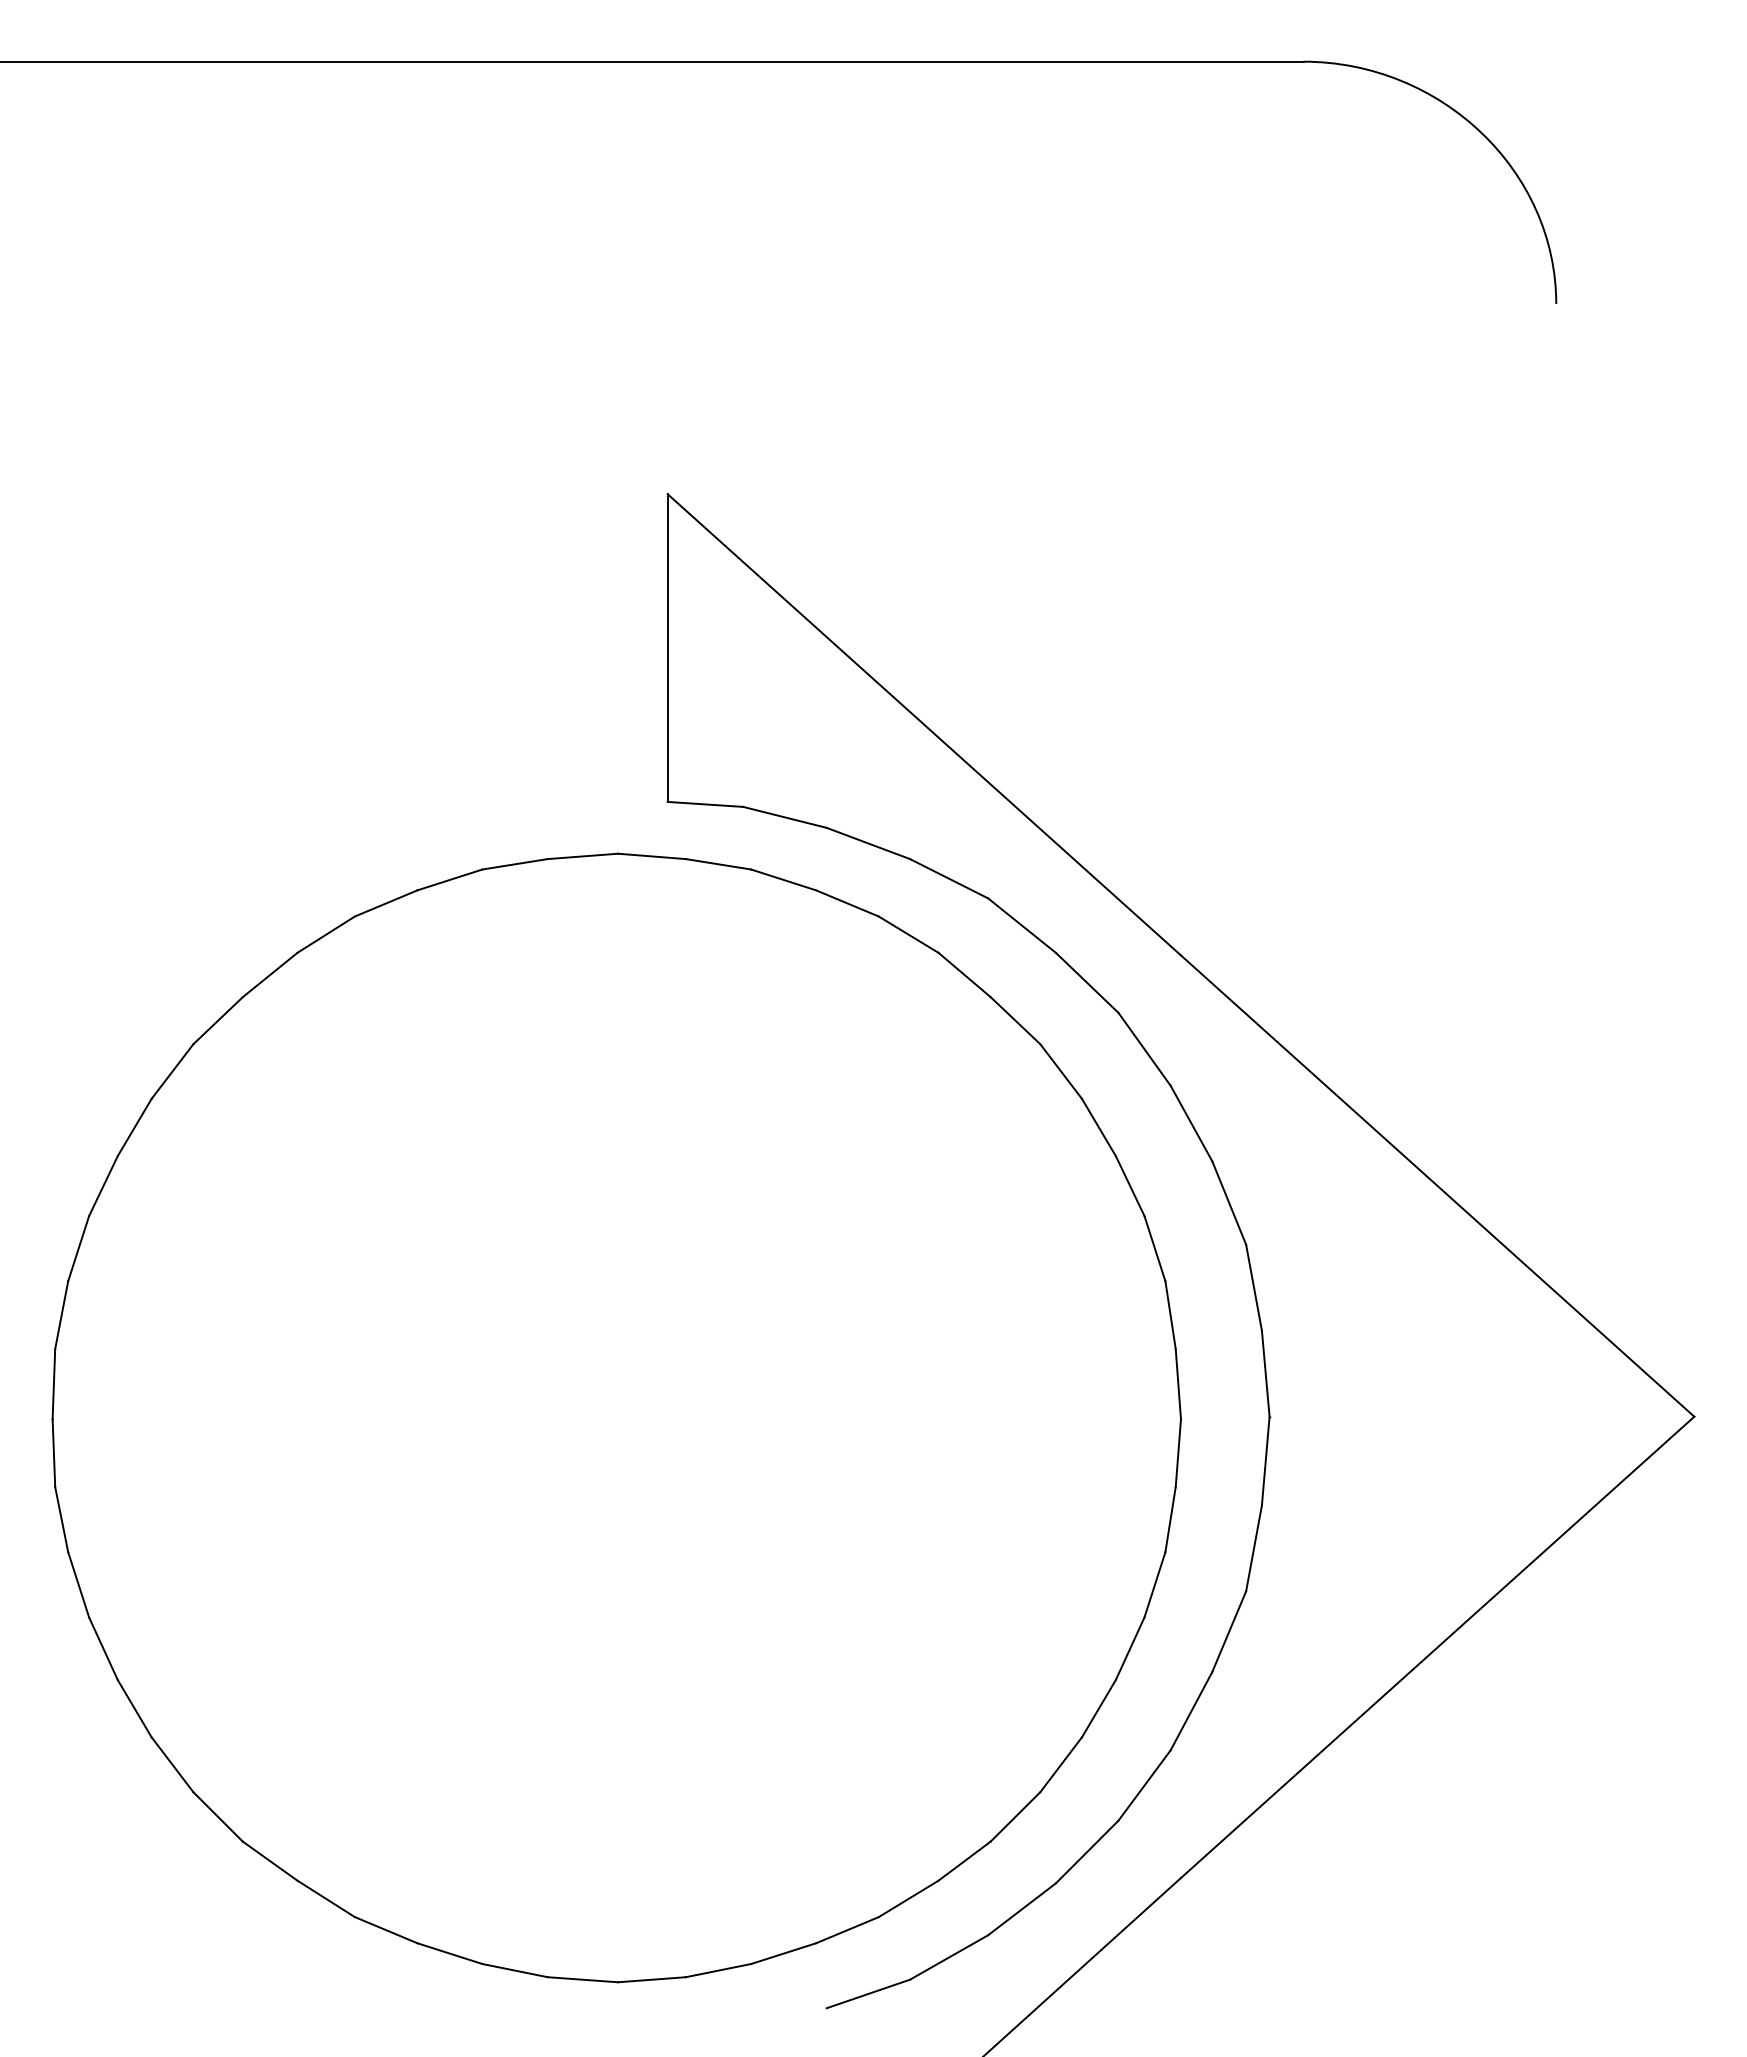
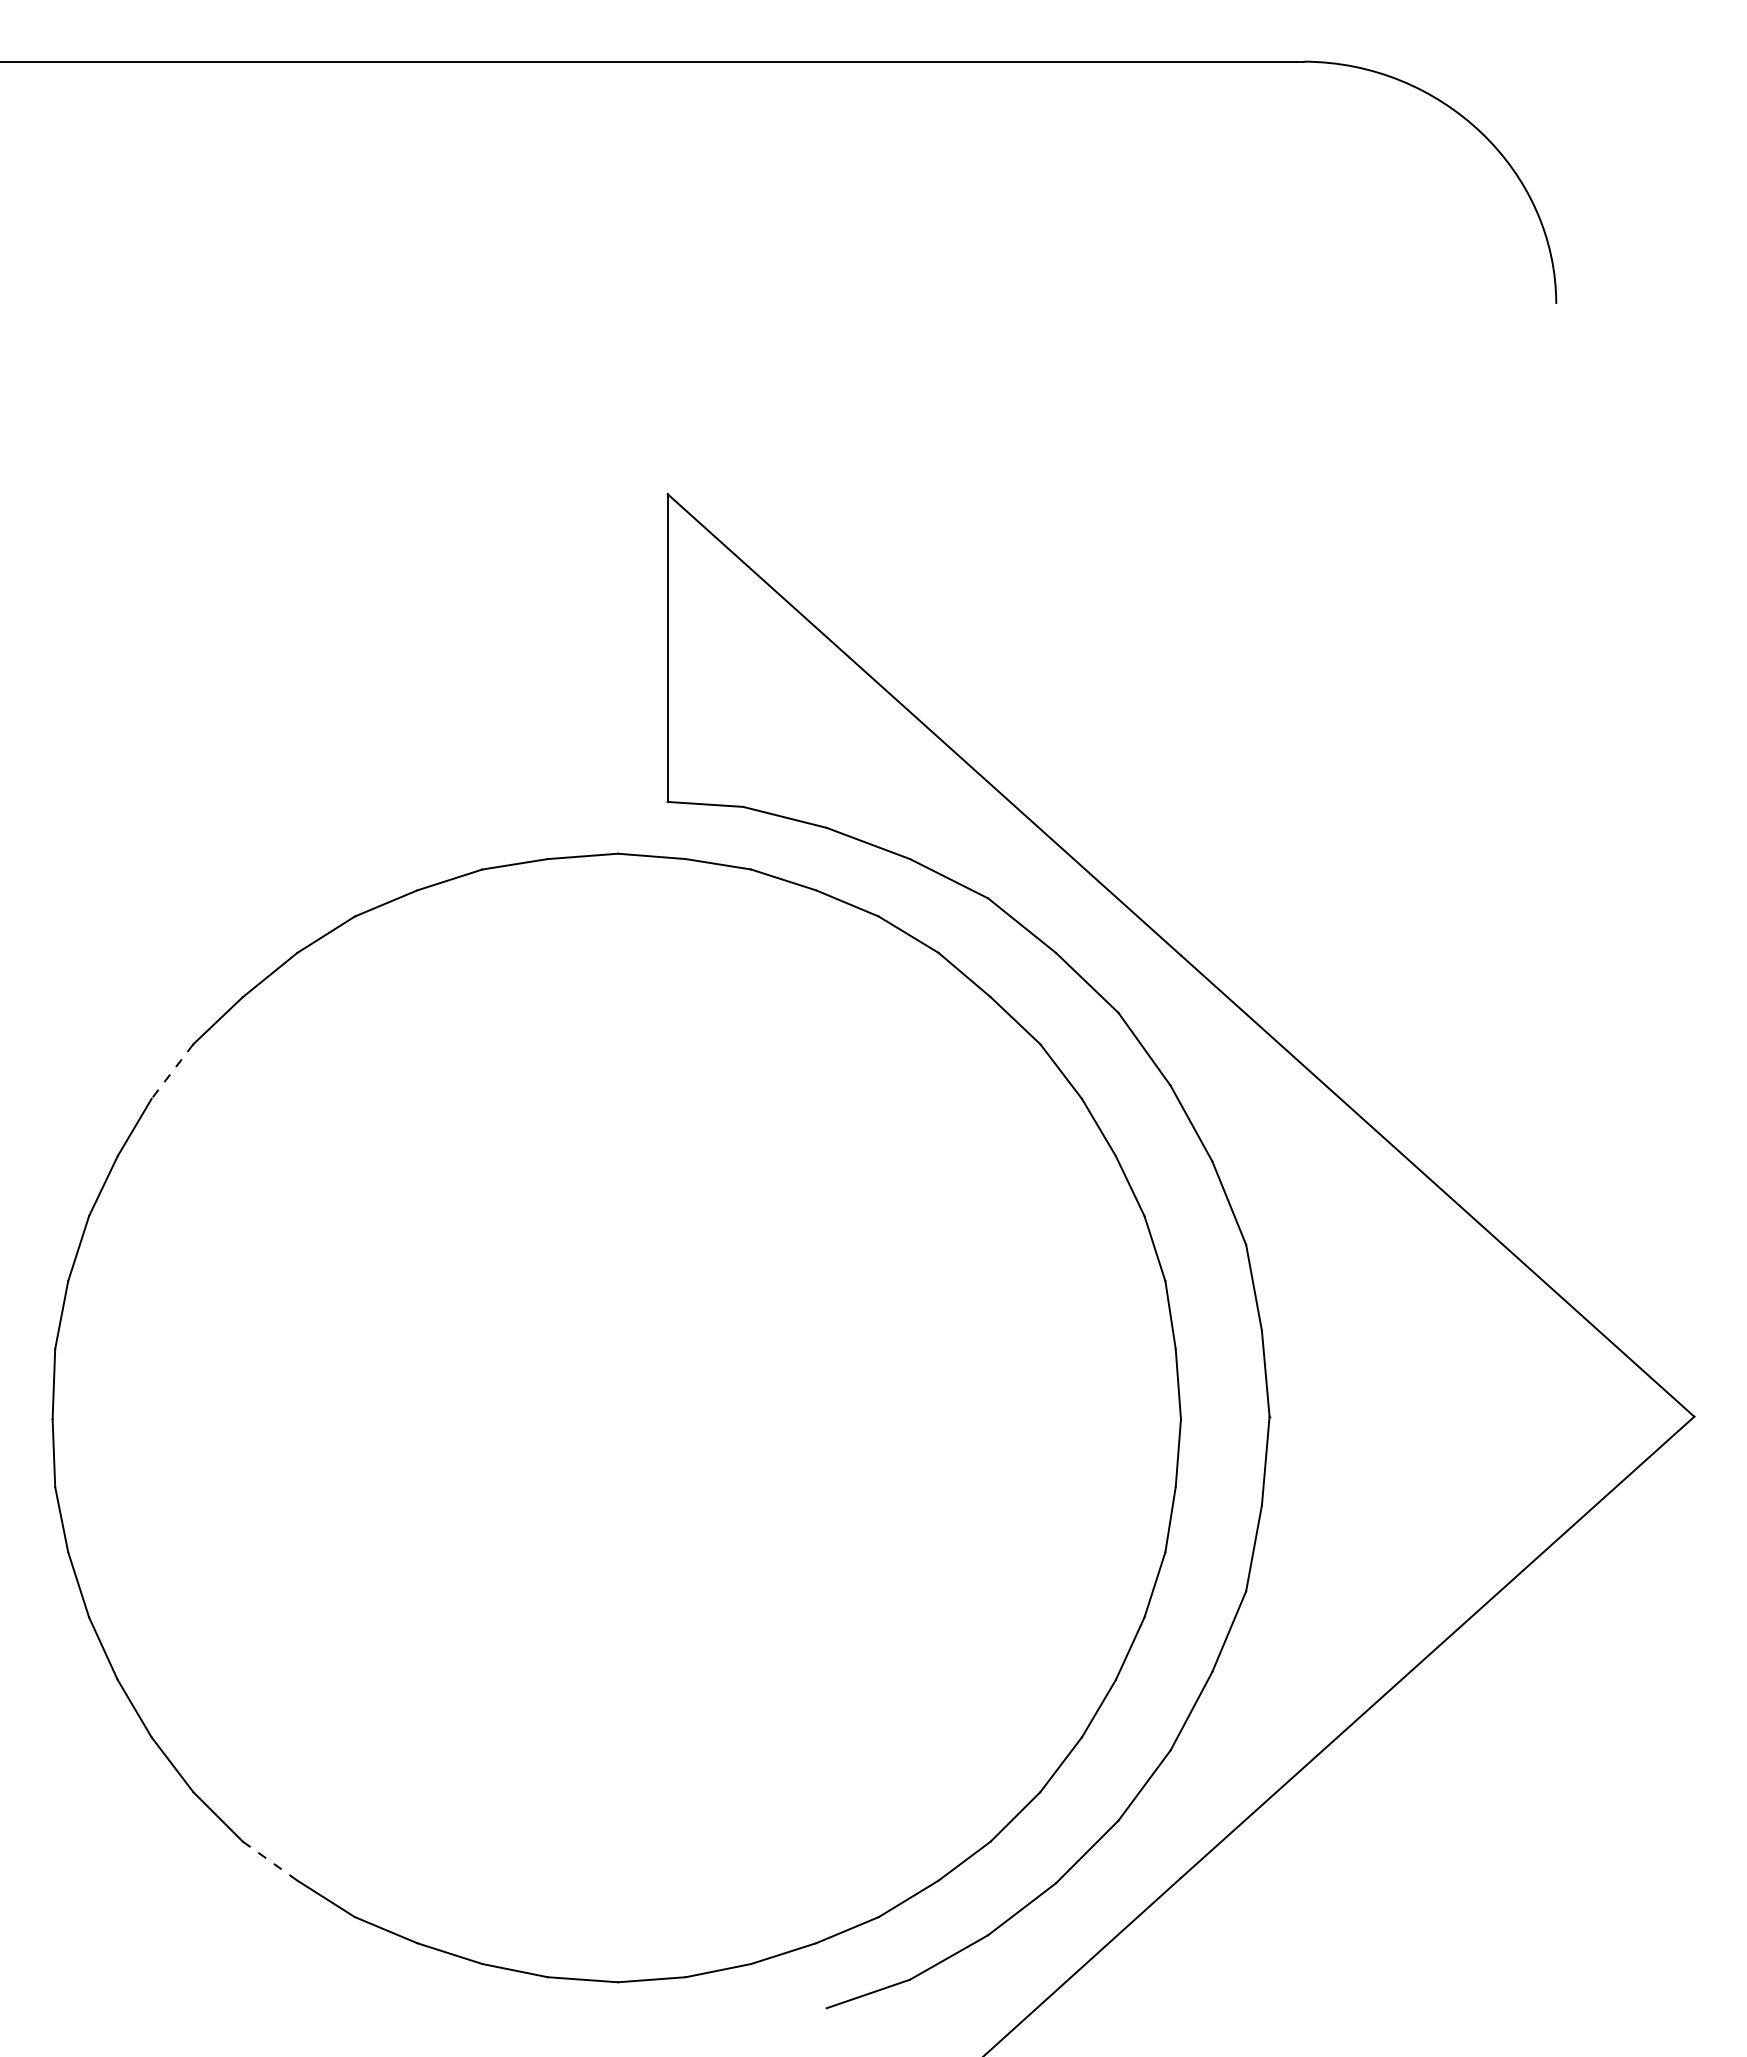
line: solid -> dashed (172, 1071)
line: solid -> dashed (270, 1861)
